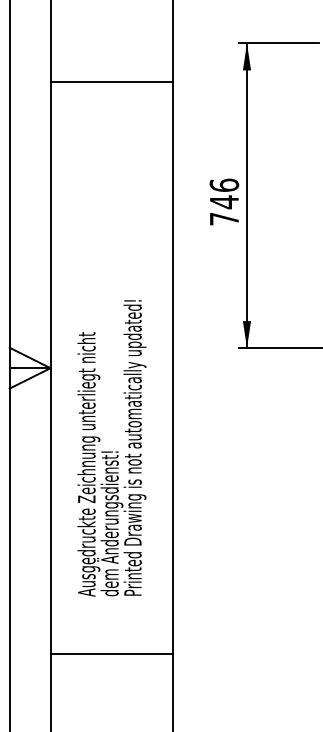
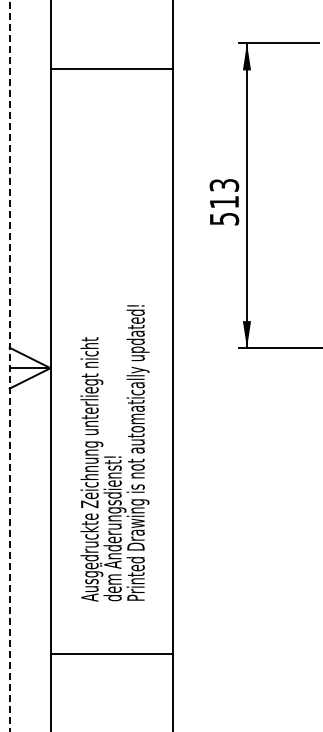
line position: (111, 82) -> (111, 69) (111, 69)
text: 746 -> 513 (224, 201)
line: solid -> dashed (9, 366)
text position: (111, 448) -> (114, 453) (114, 453)
